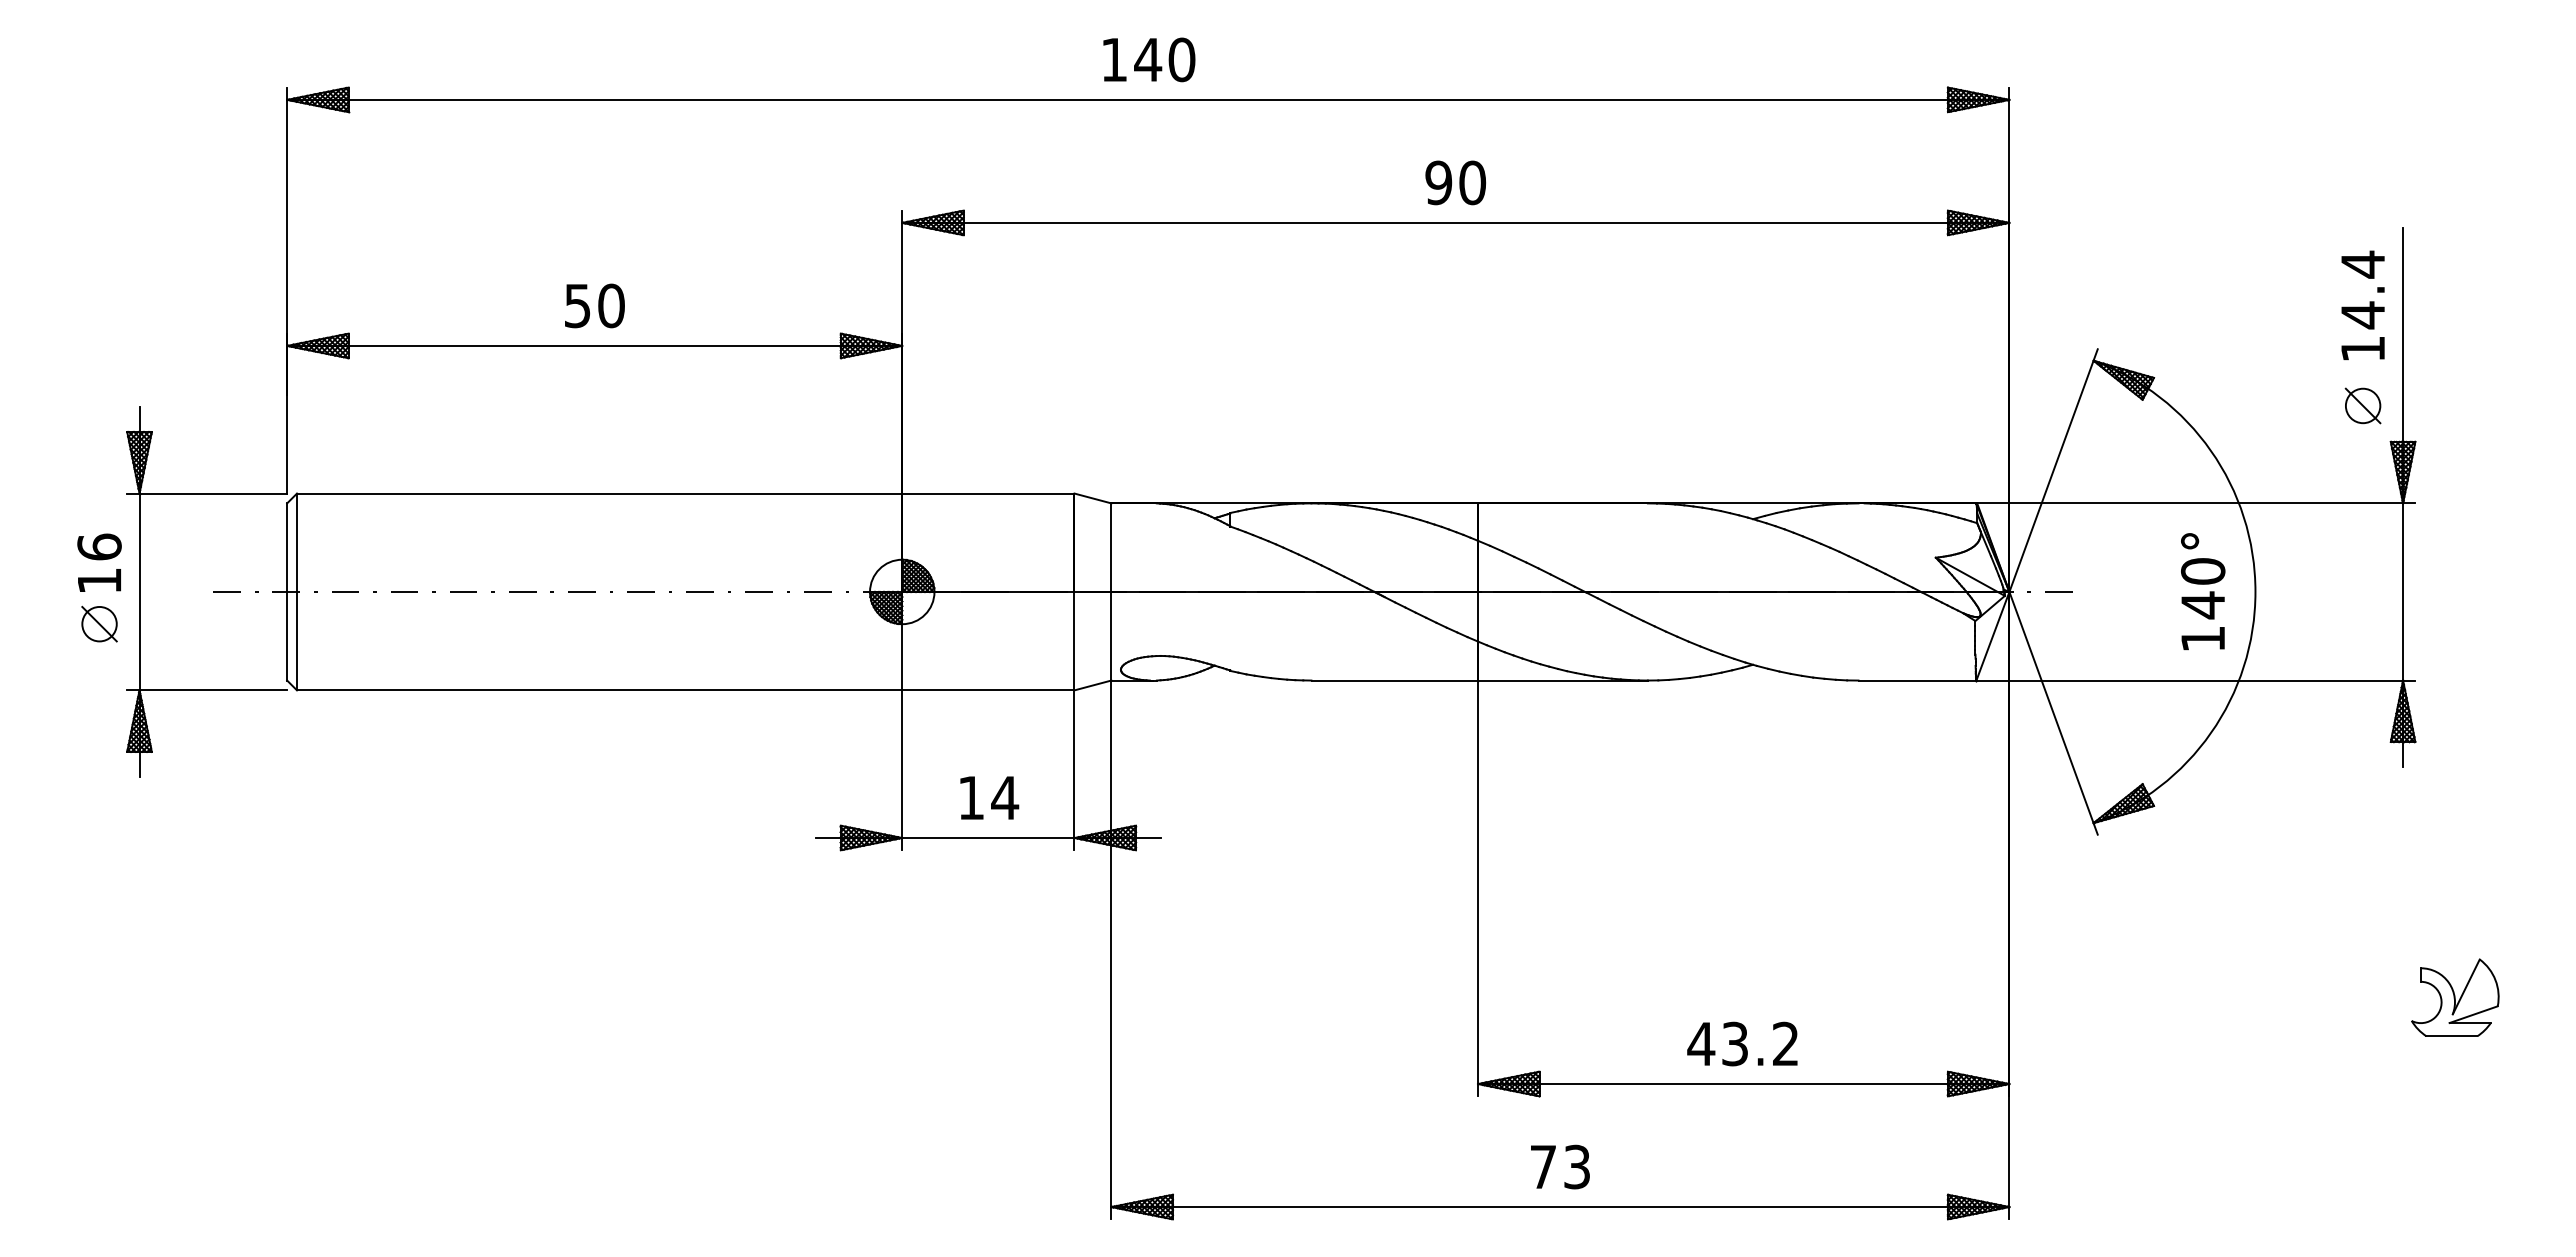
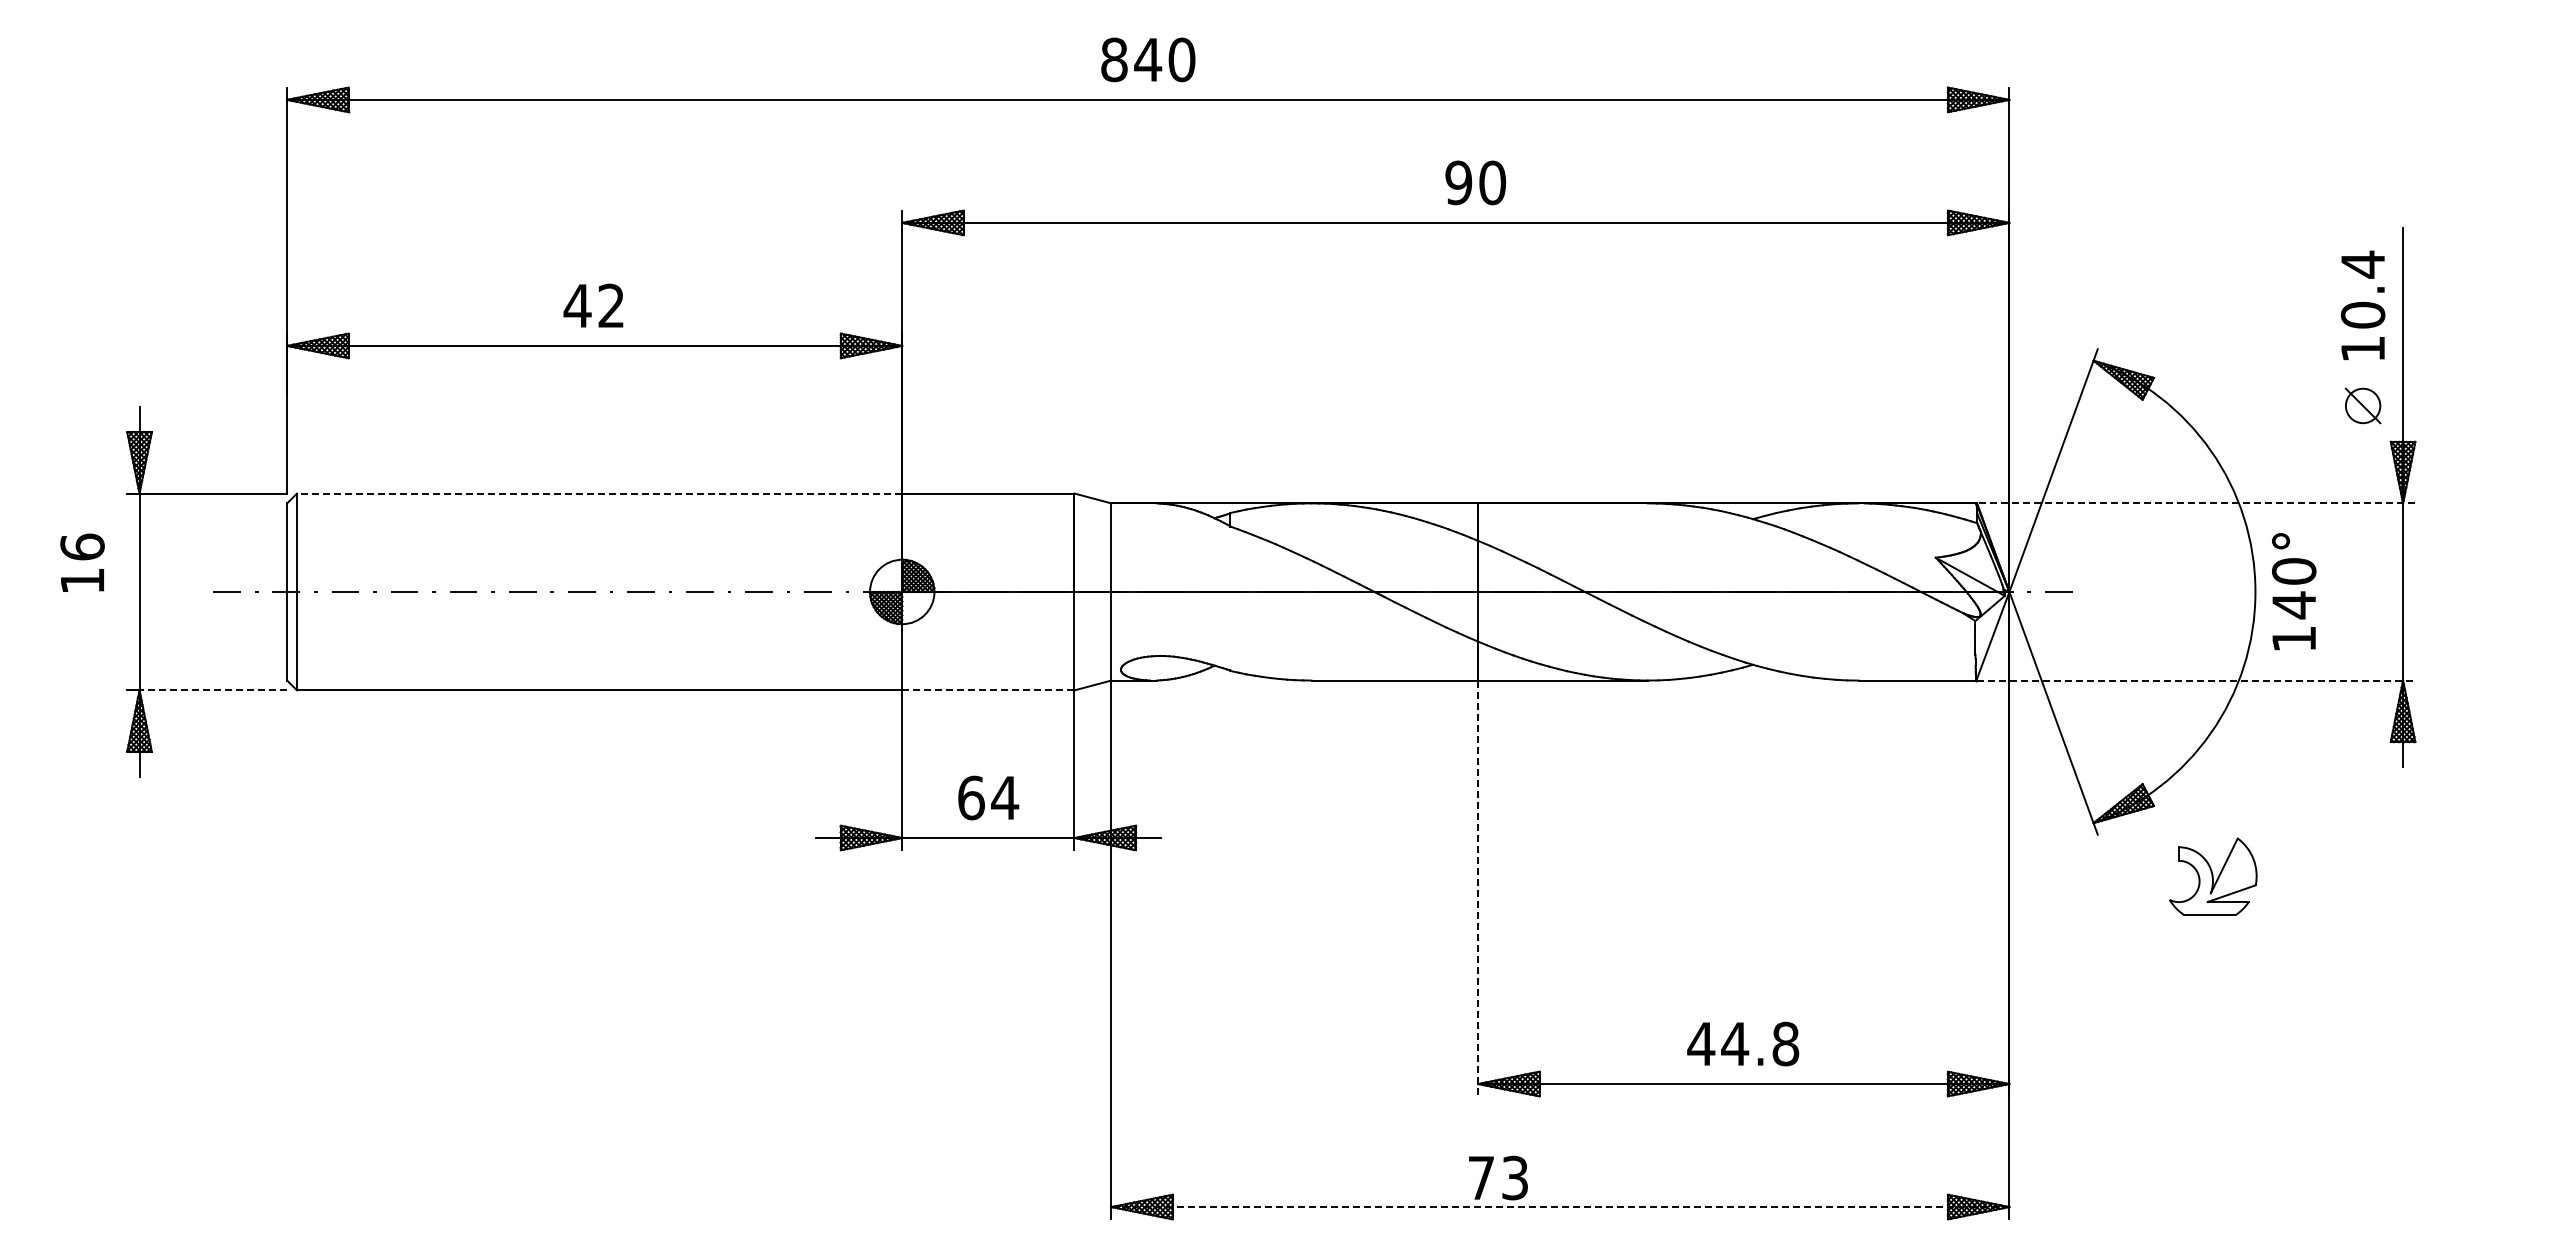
text: 140 -> 840 (1114, 59)
text position: (1455, 182) -> (1475, 182) (1475, 182)
text: 50 -> 42 (593, 305)
text: 14.4 -> 10.4 (2362, 315)
line: solid -> dashed (599, 493)
line: solid -> dashed (2195, 503)
text position: (99, 562) -> (82, 562) (82, 562)
text position: (2203, 591) -> (2294, 591) (2294, 591)
part: present -> none (99, 623)
line: solid -> dashed (2196, 680)
line: solid -> dashed (213, 690)
line: solid -> dashed (988, 690)
text: 14 -> 64 (971, 797)
line: solid -> dashed (1477, 888)
part position: (2455, 997) -> (2213, 876) (2213, 876)
text: 43.2 -> 44.8 (1760, 1043)
text position: (1560, 1166) -> (1498, 1177) (1498, 1177)
line: solid -> dashed (1560, 1207)
